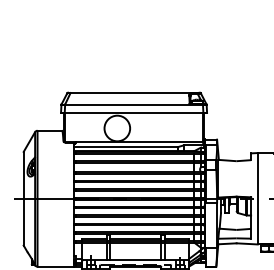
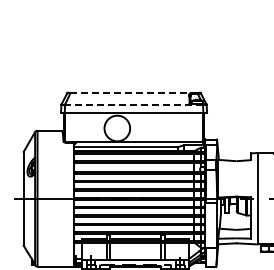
line: solid -> dashed (133, 92)
line: solid -> dashed (134, 104)
